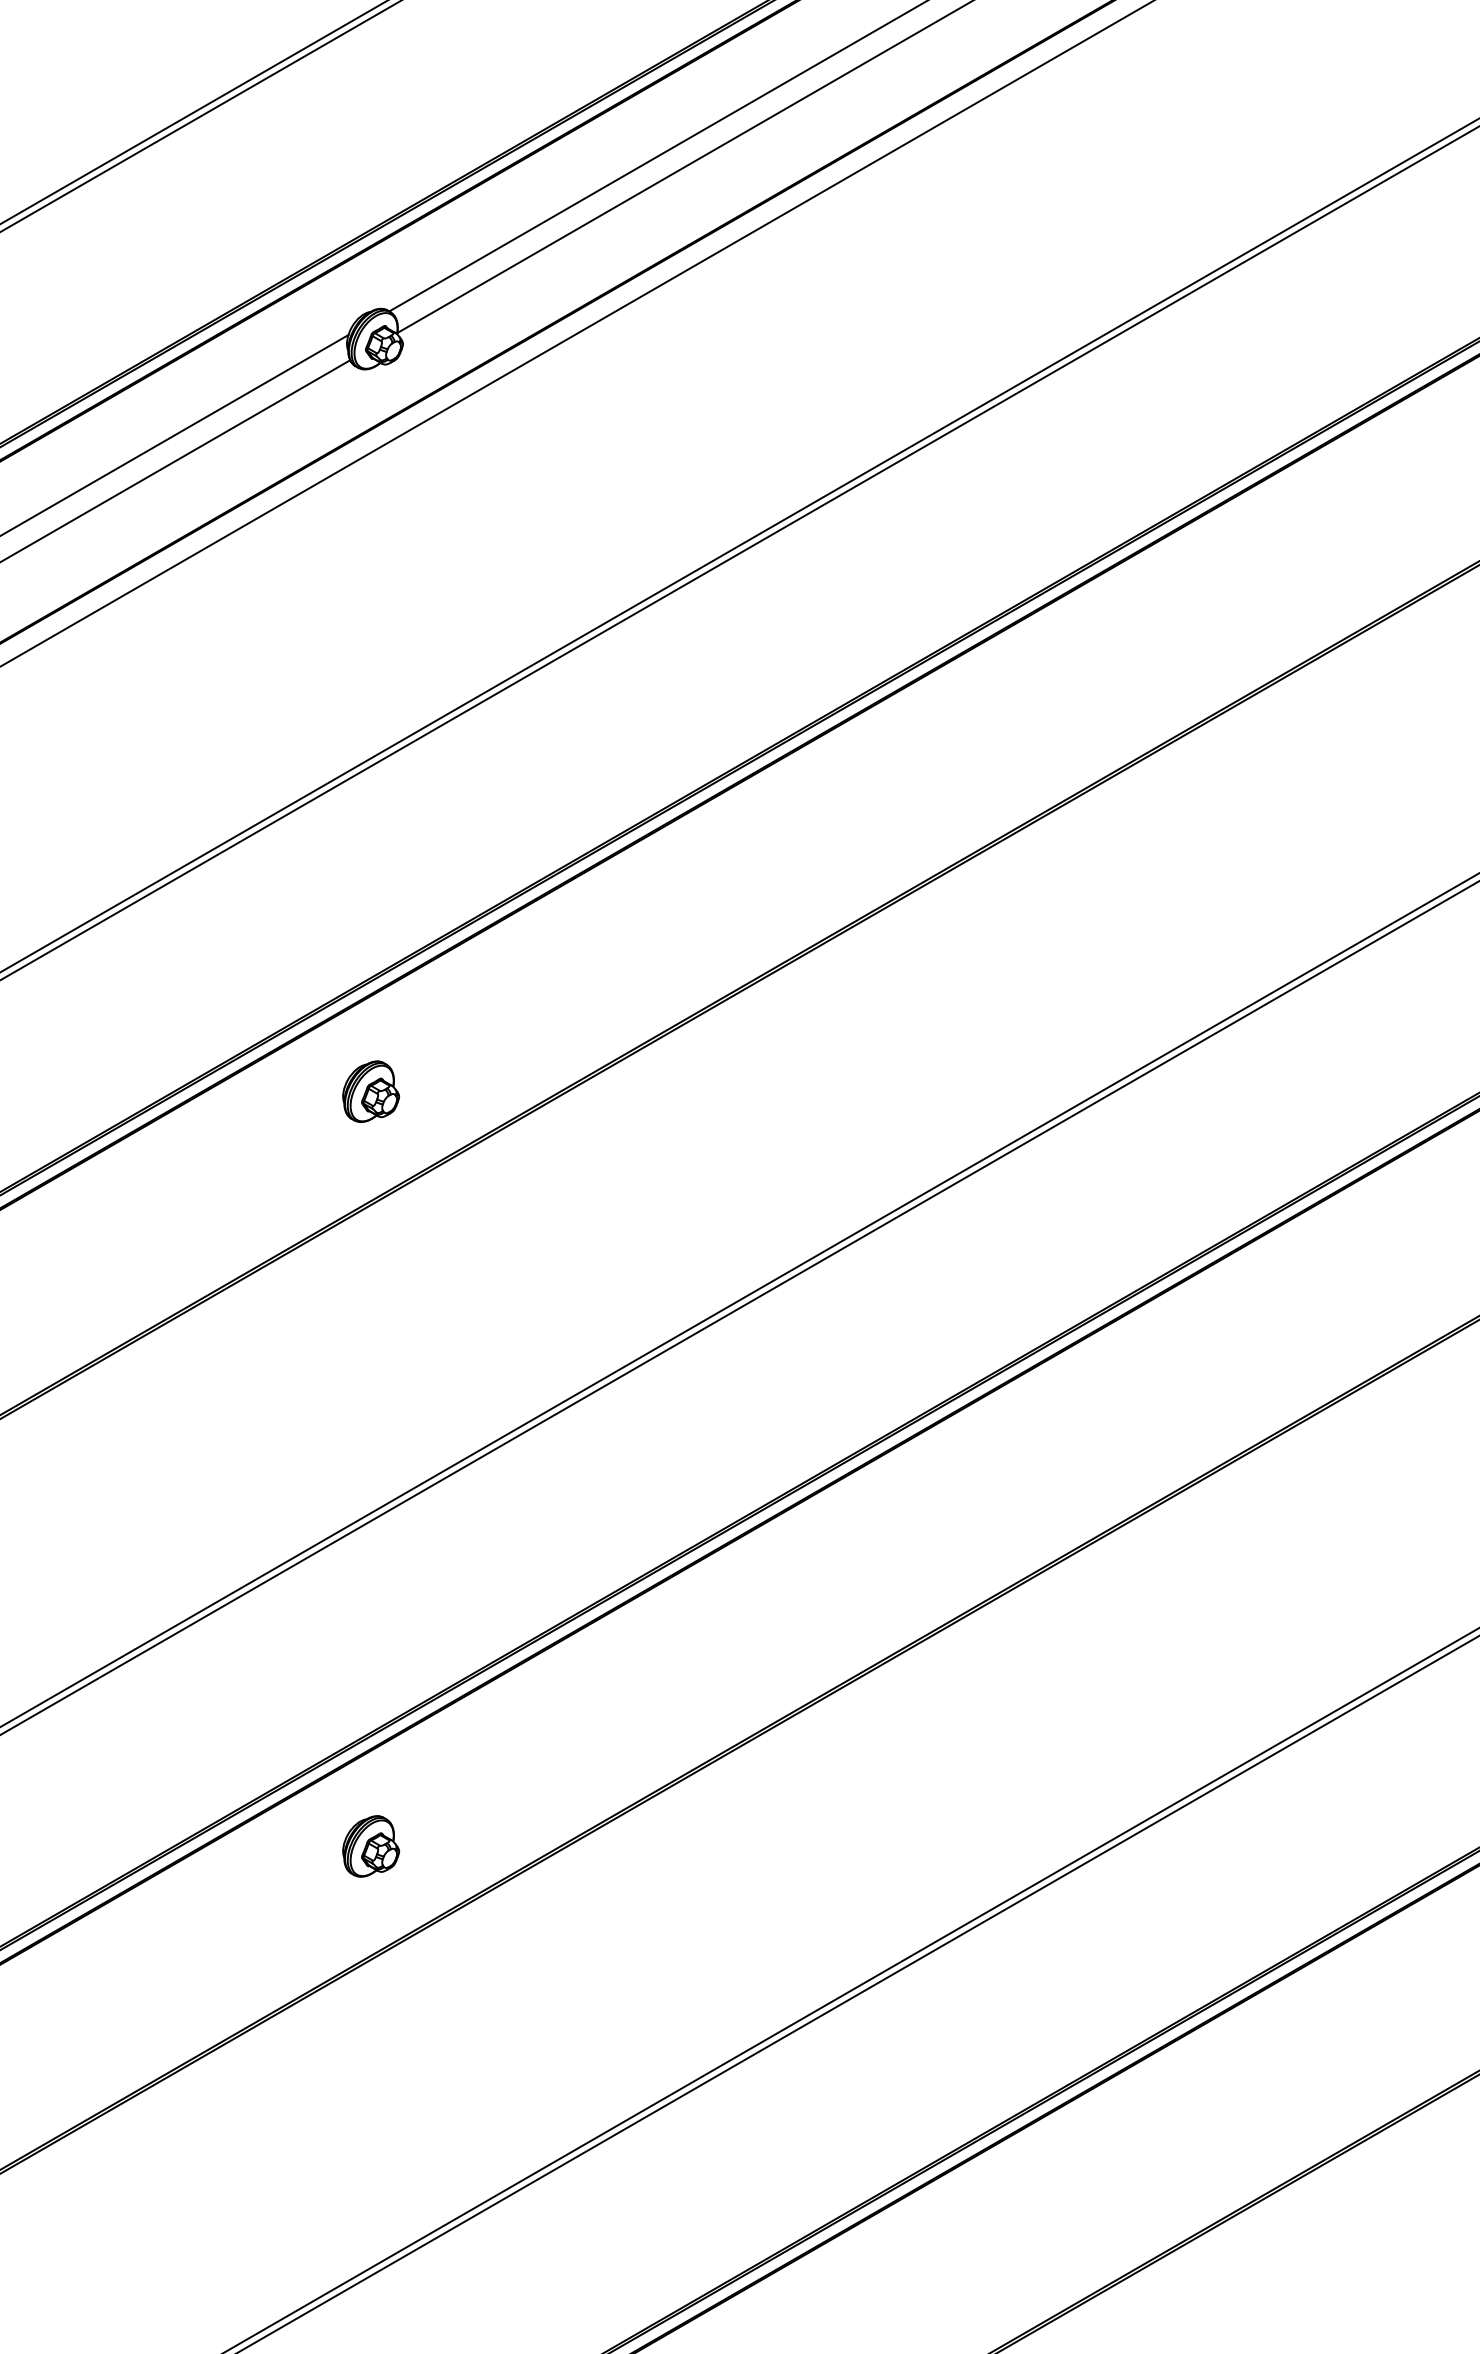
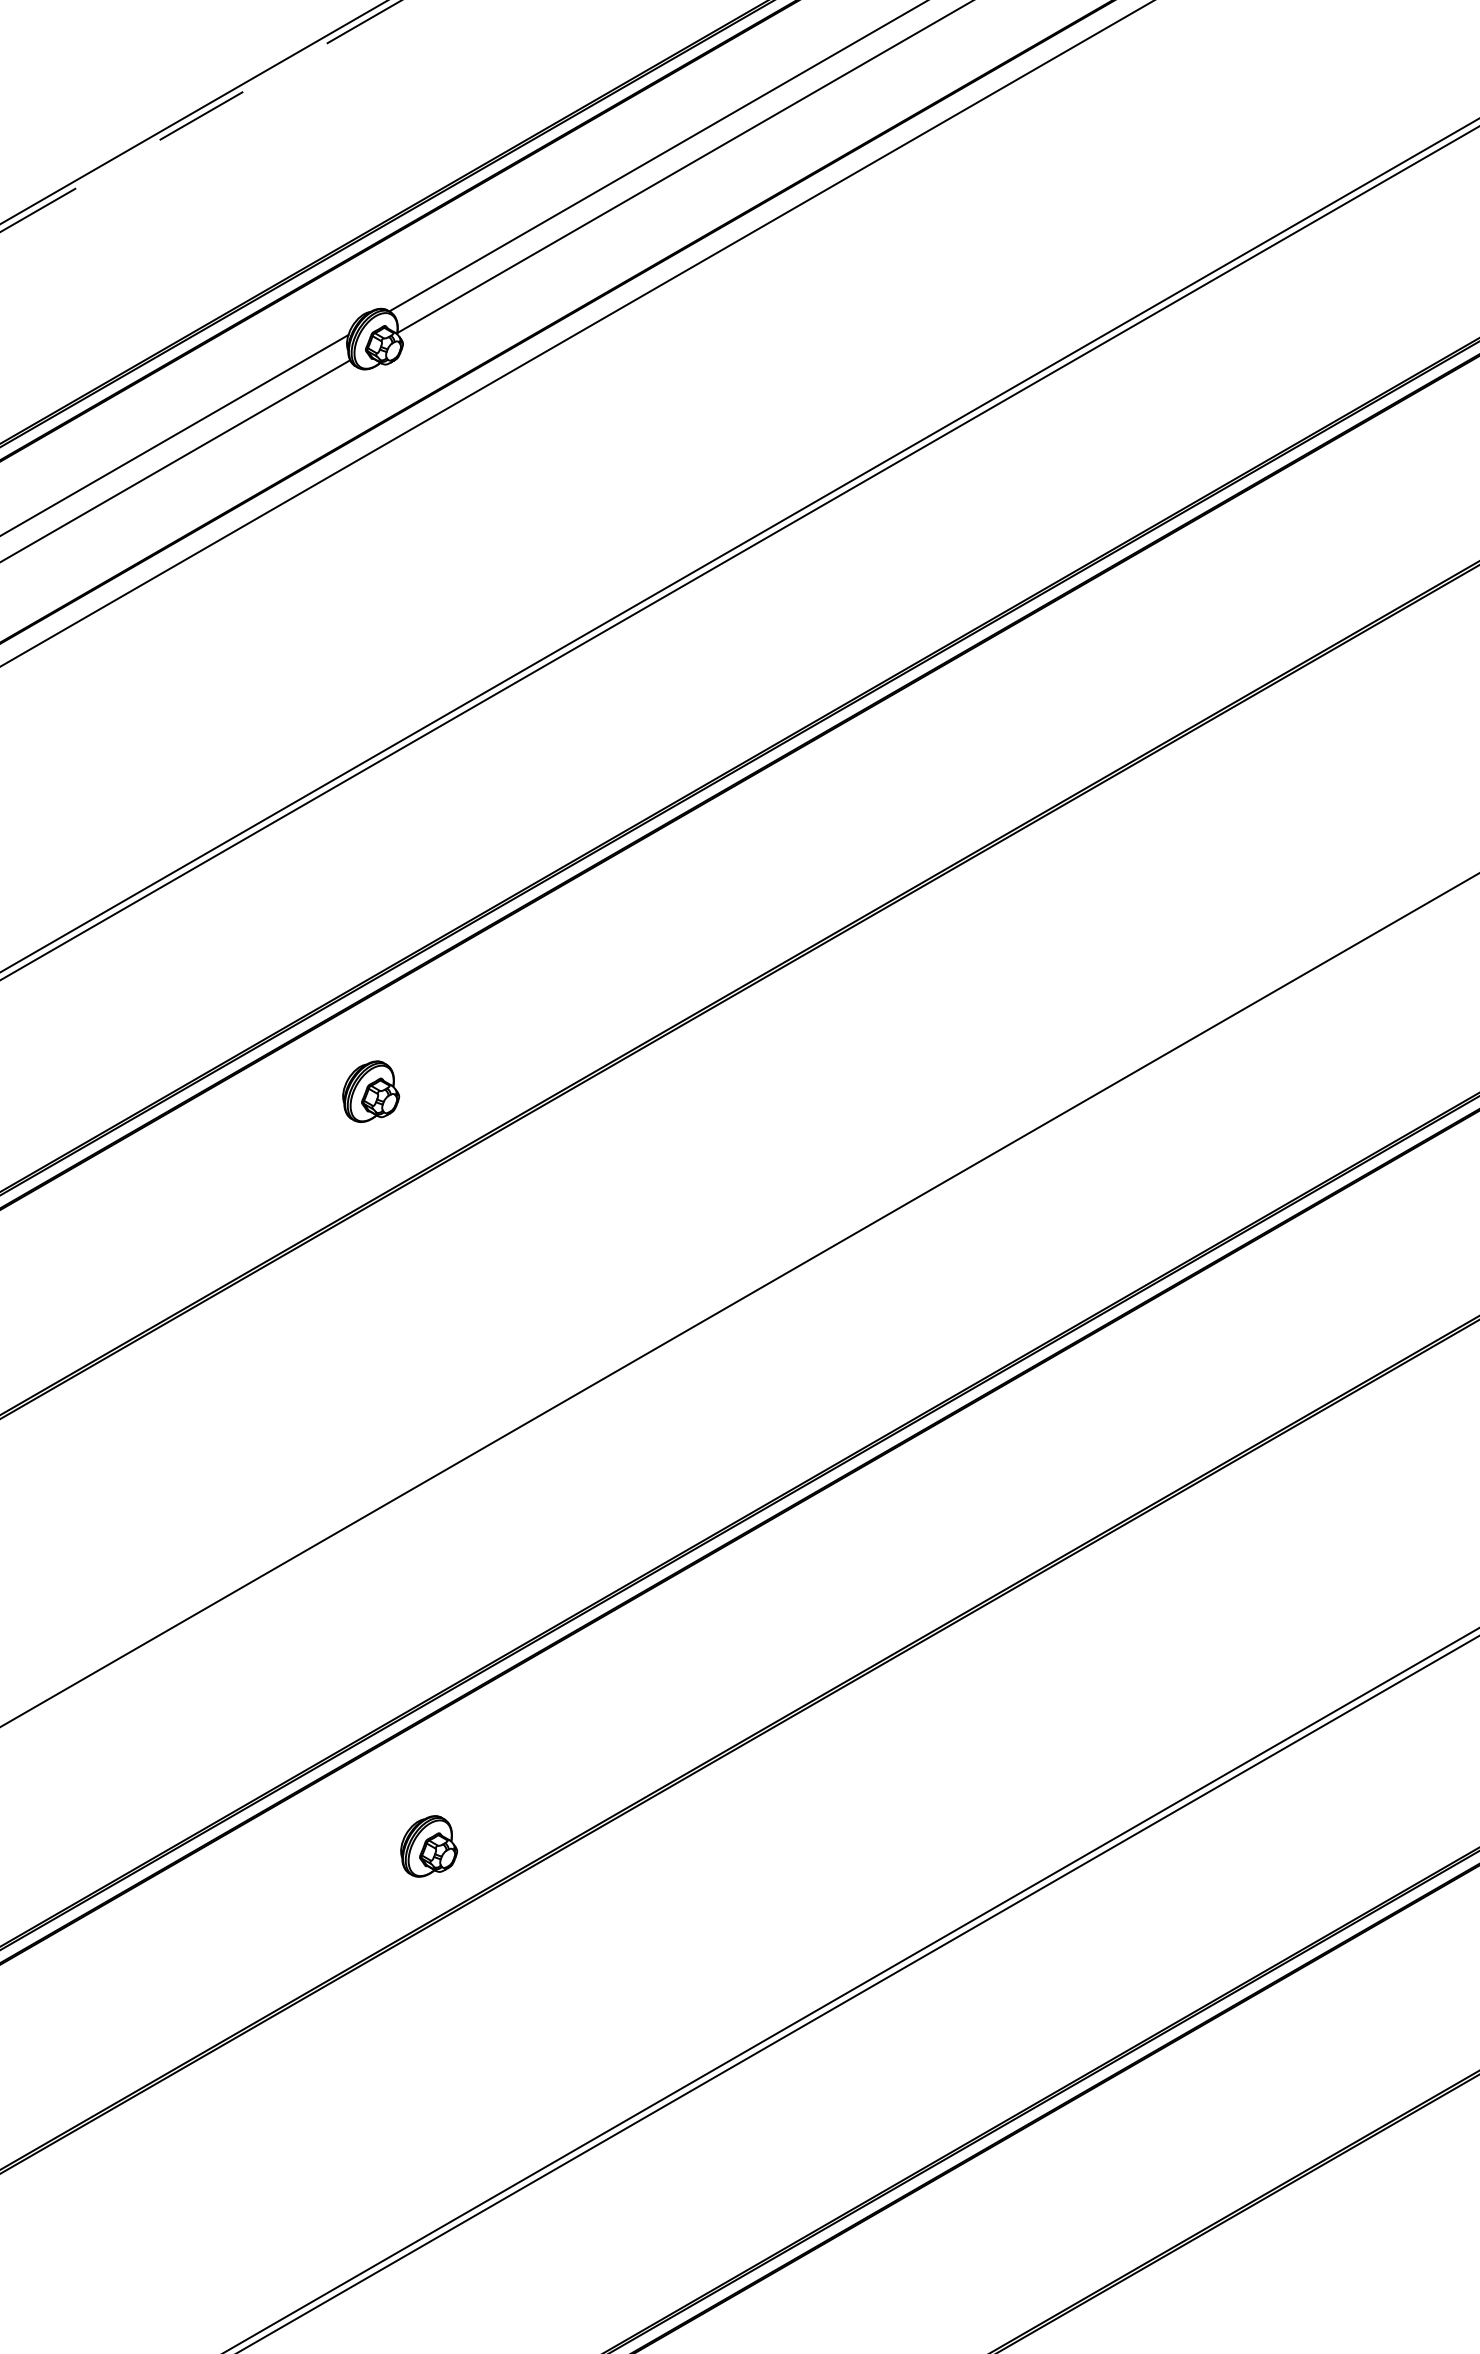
line: solid -> dashed (201, 116)
line: present -> none (739, 1307)
part position: (371, 1846) -> (429, 1846) (429, 1846)
